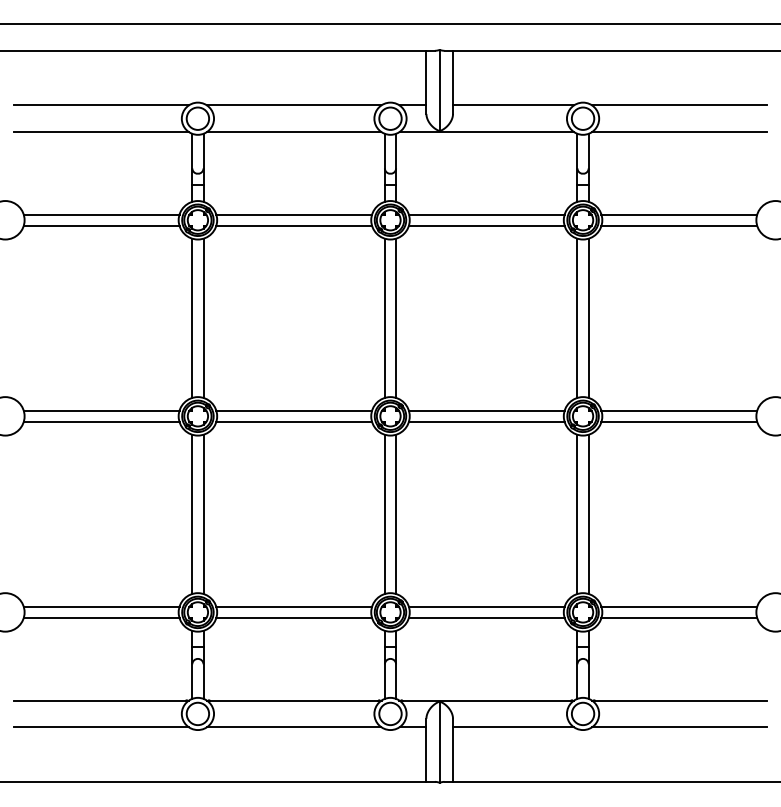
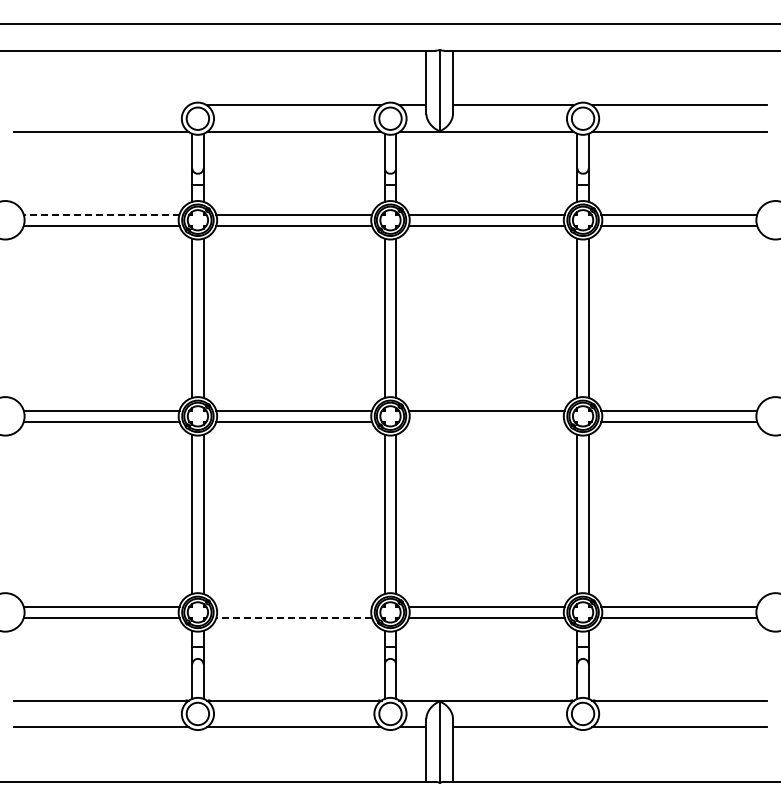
line: present -> none (101, 105)
line: solid -> dashed (101, 214)
line: present -> none (486, 421)
line: present -> none (294, 606)
line: solid -> dashed (294, 618)
